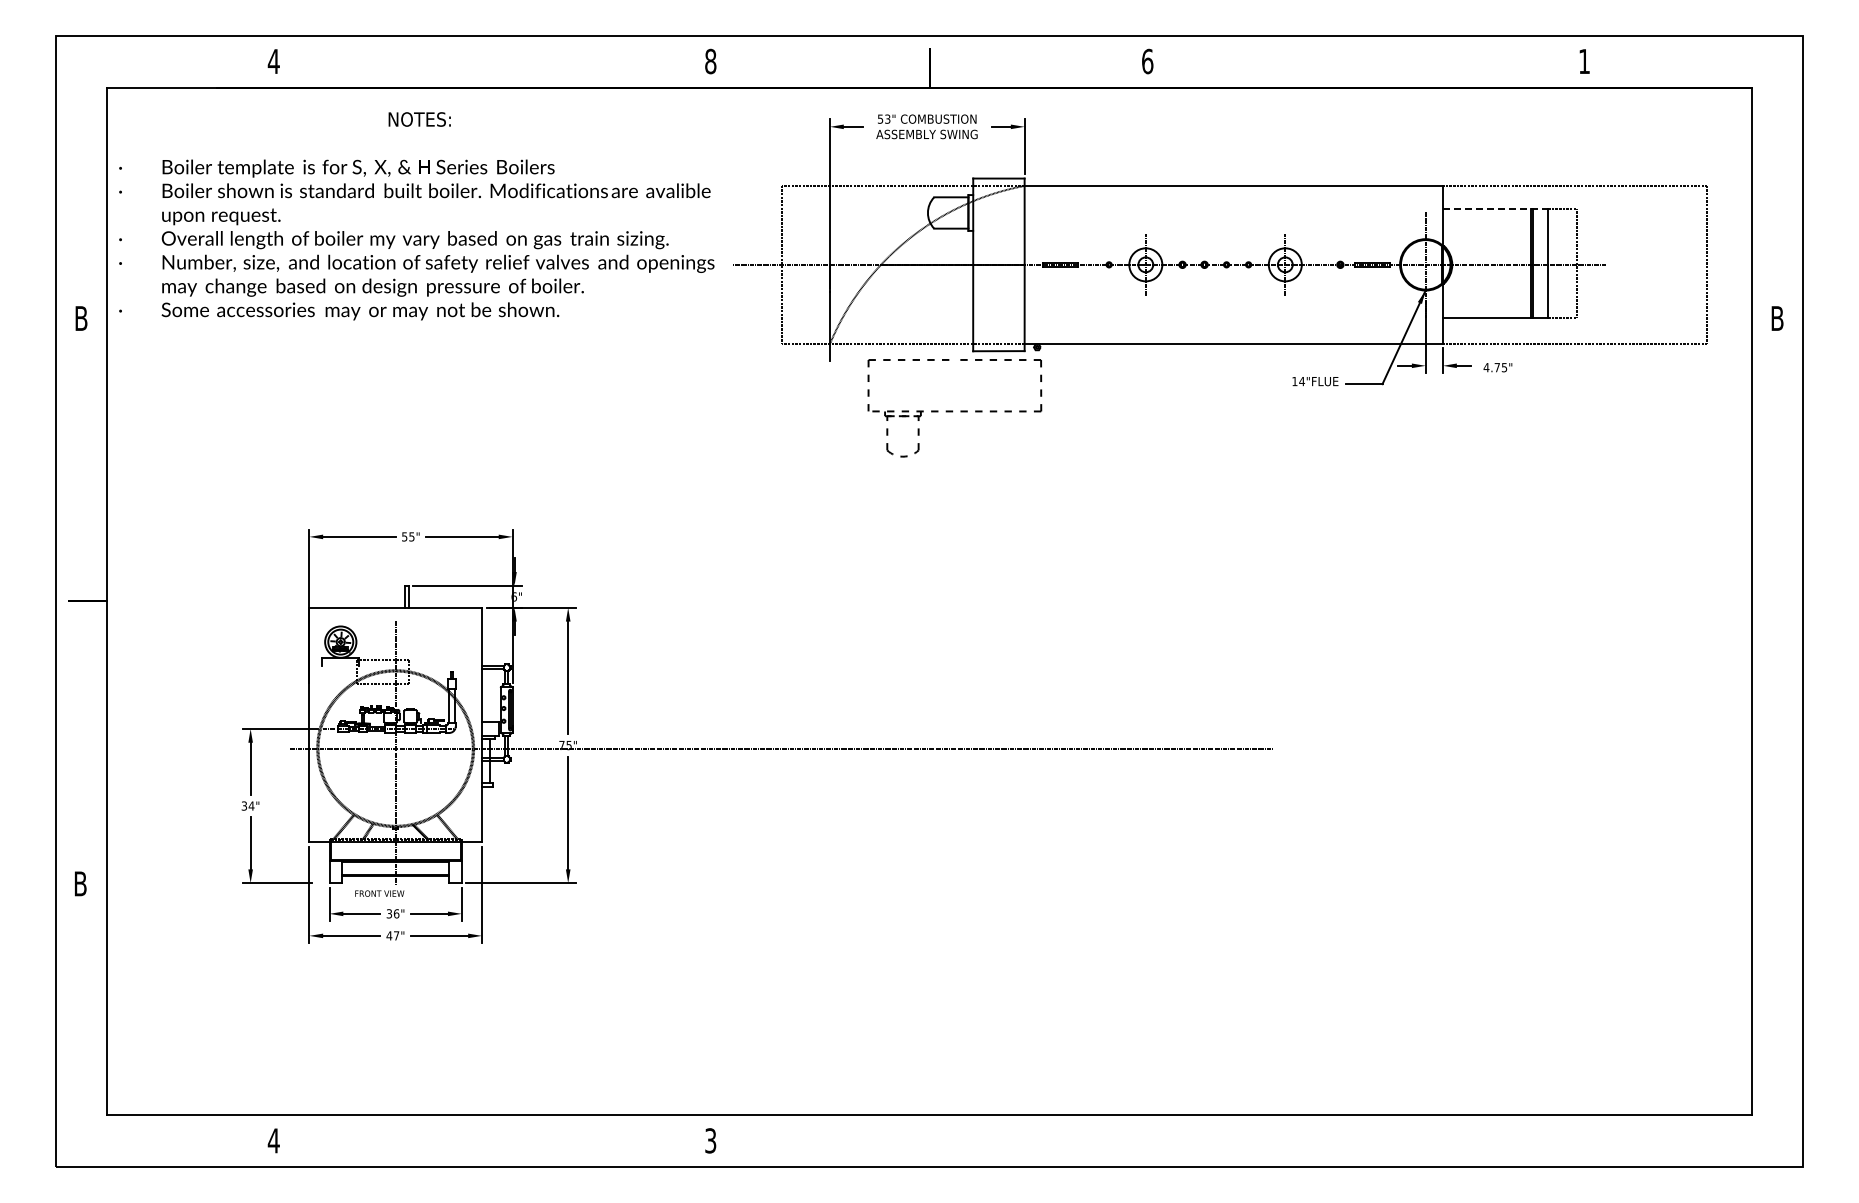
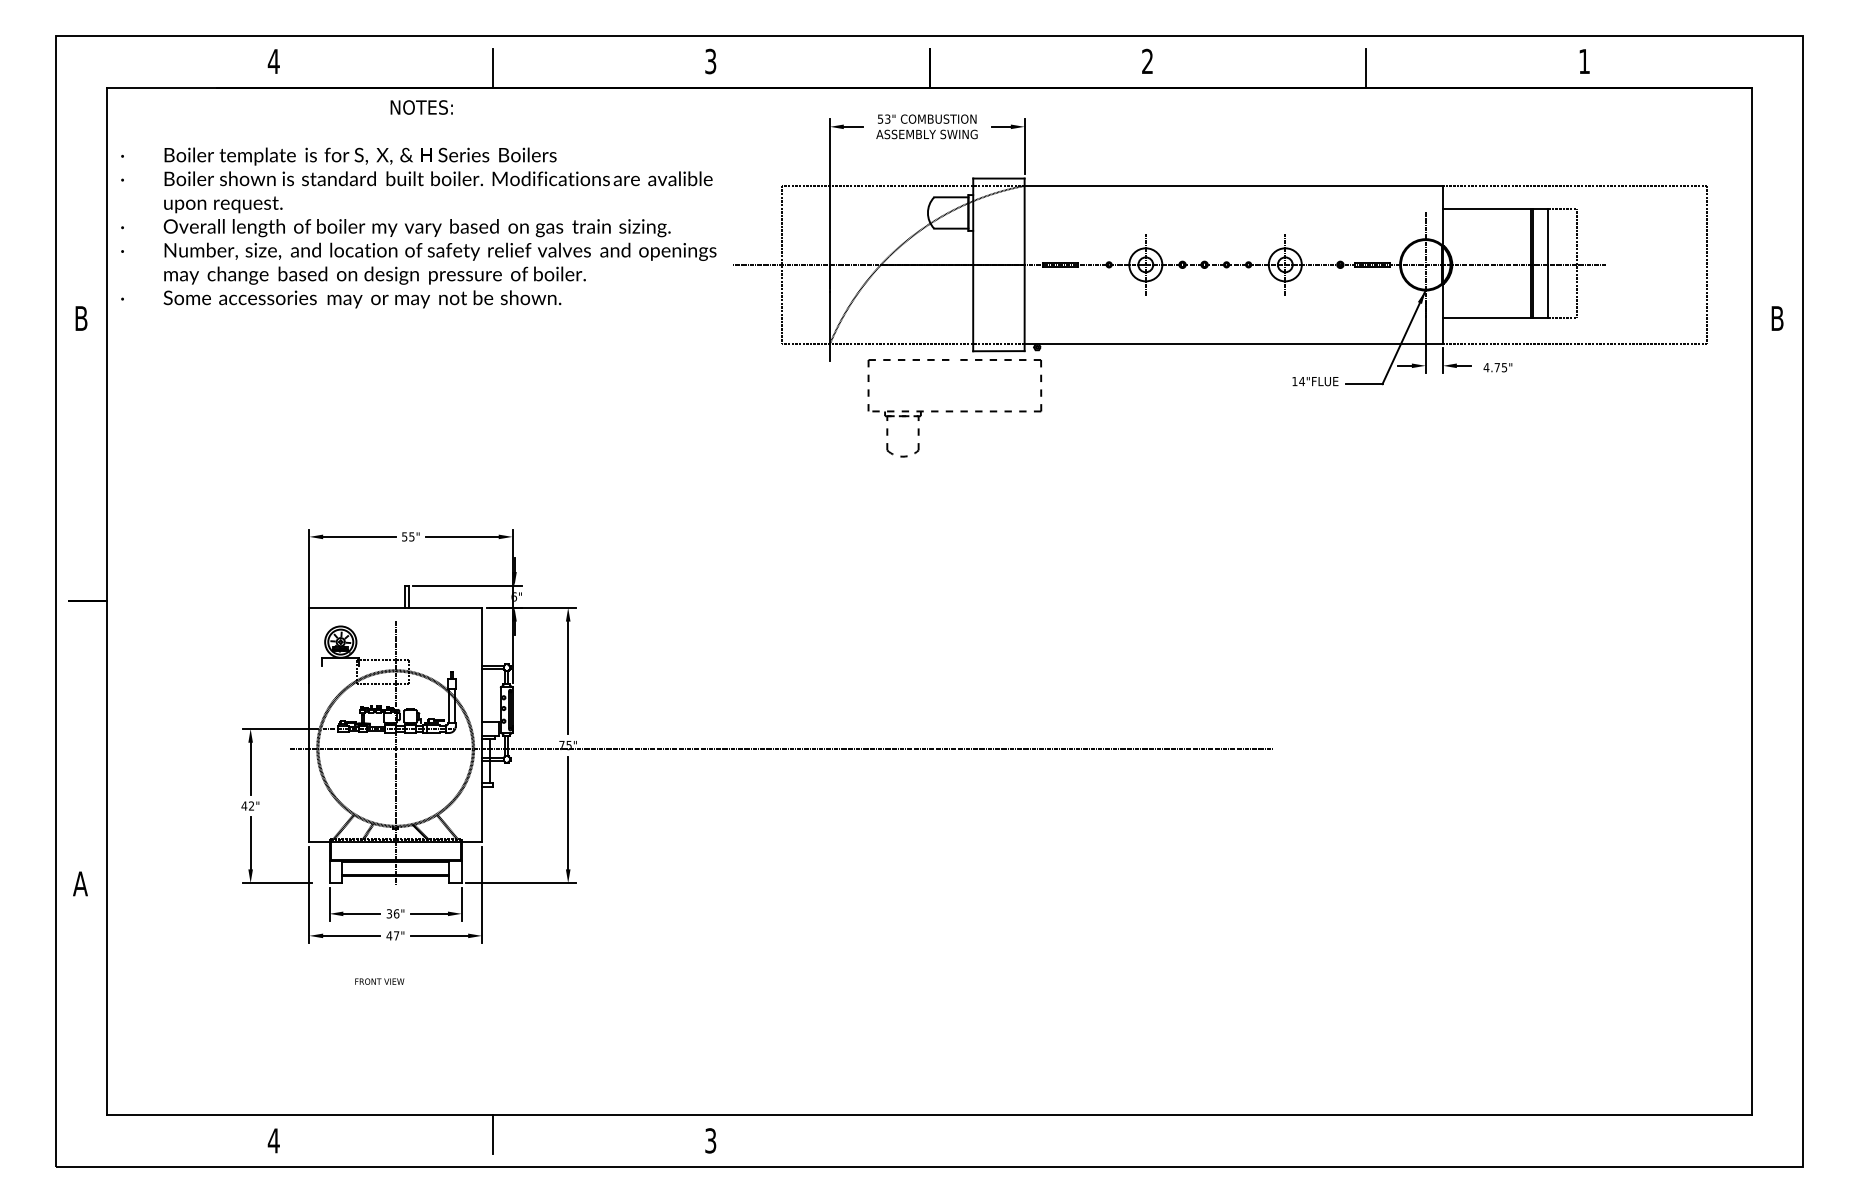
text: 8 -> 3 (710, 61)
text: 6 -> 2 (1147, 61)
line: none -> present (492, 67)
line: none -> present (1366, 67)
line: dashed -> solid (1495, 209)
text position: (416, 216) -> (418, 204) (418, 204)
text: 34" -> 42" (247, 805)
text: B -> A (80, 883)
text position: (379, 893) -> (379, 981) (379, 981)
line: none -> present (492, 1134)
